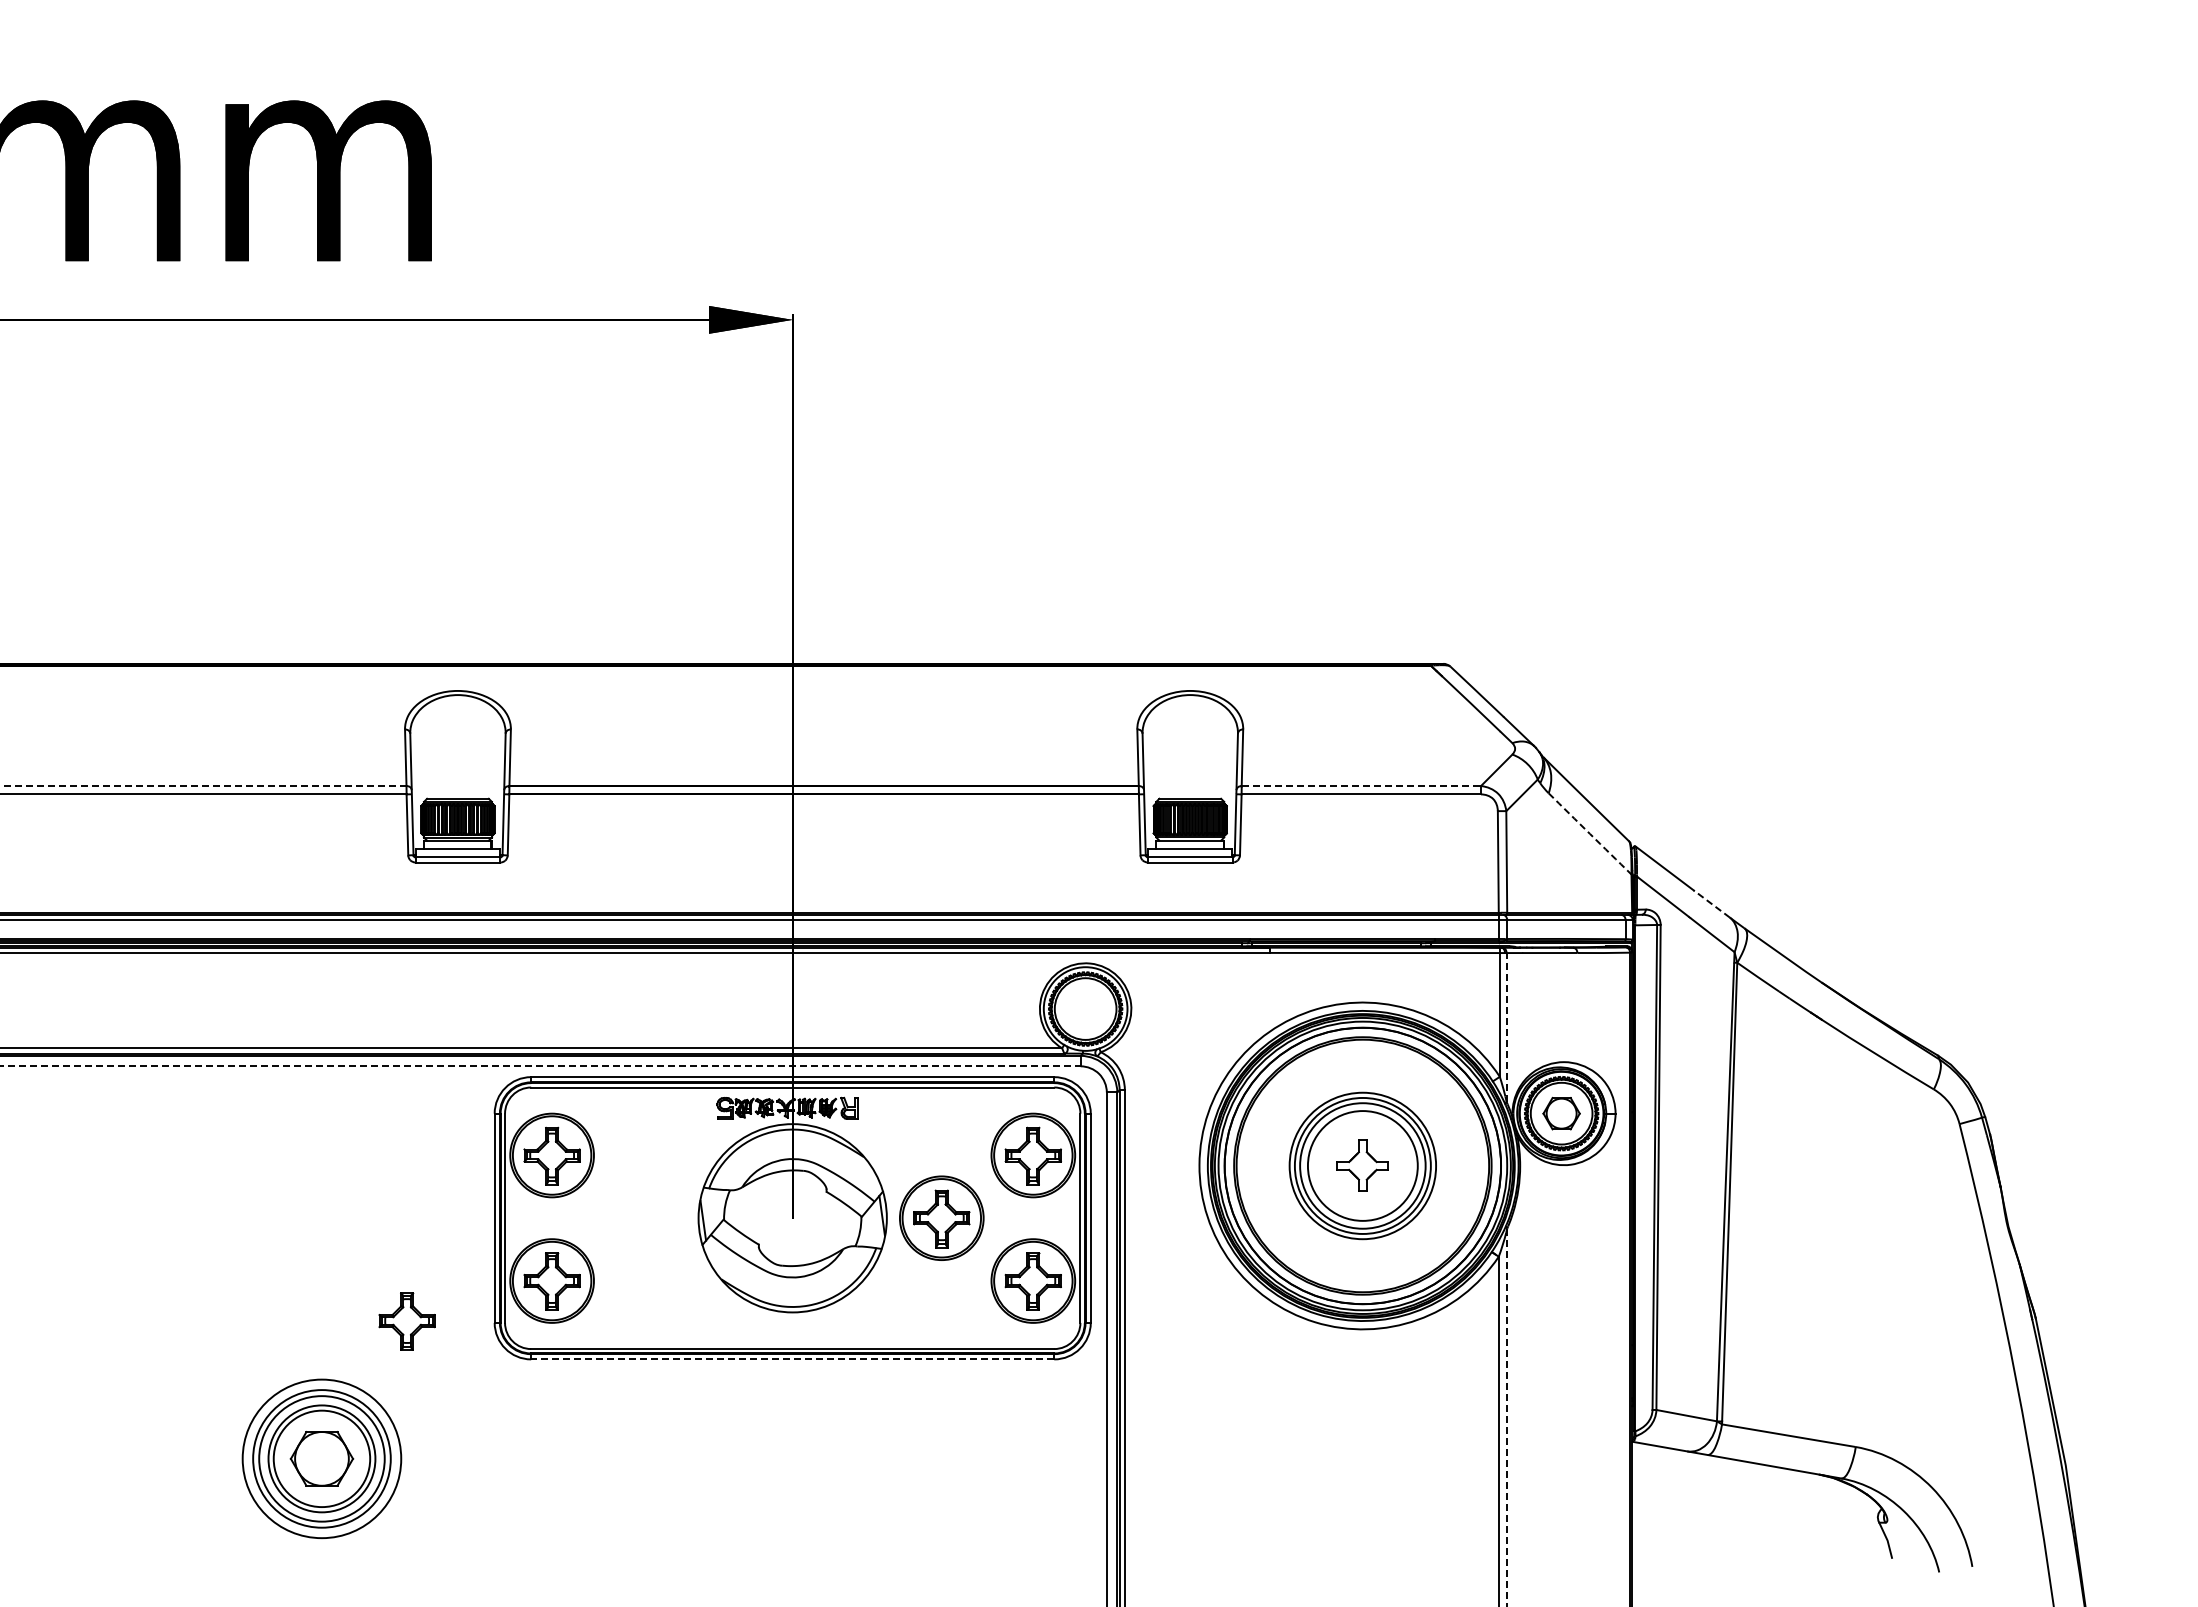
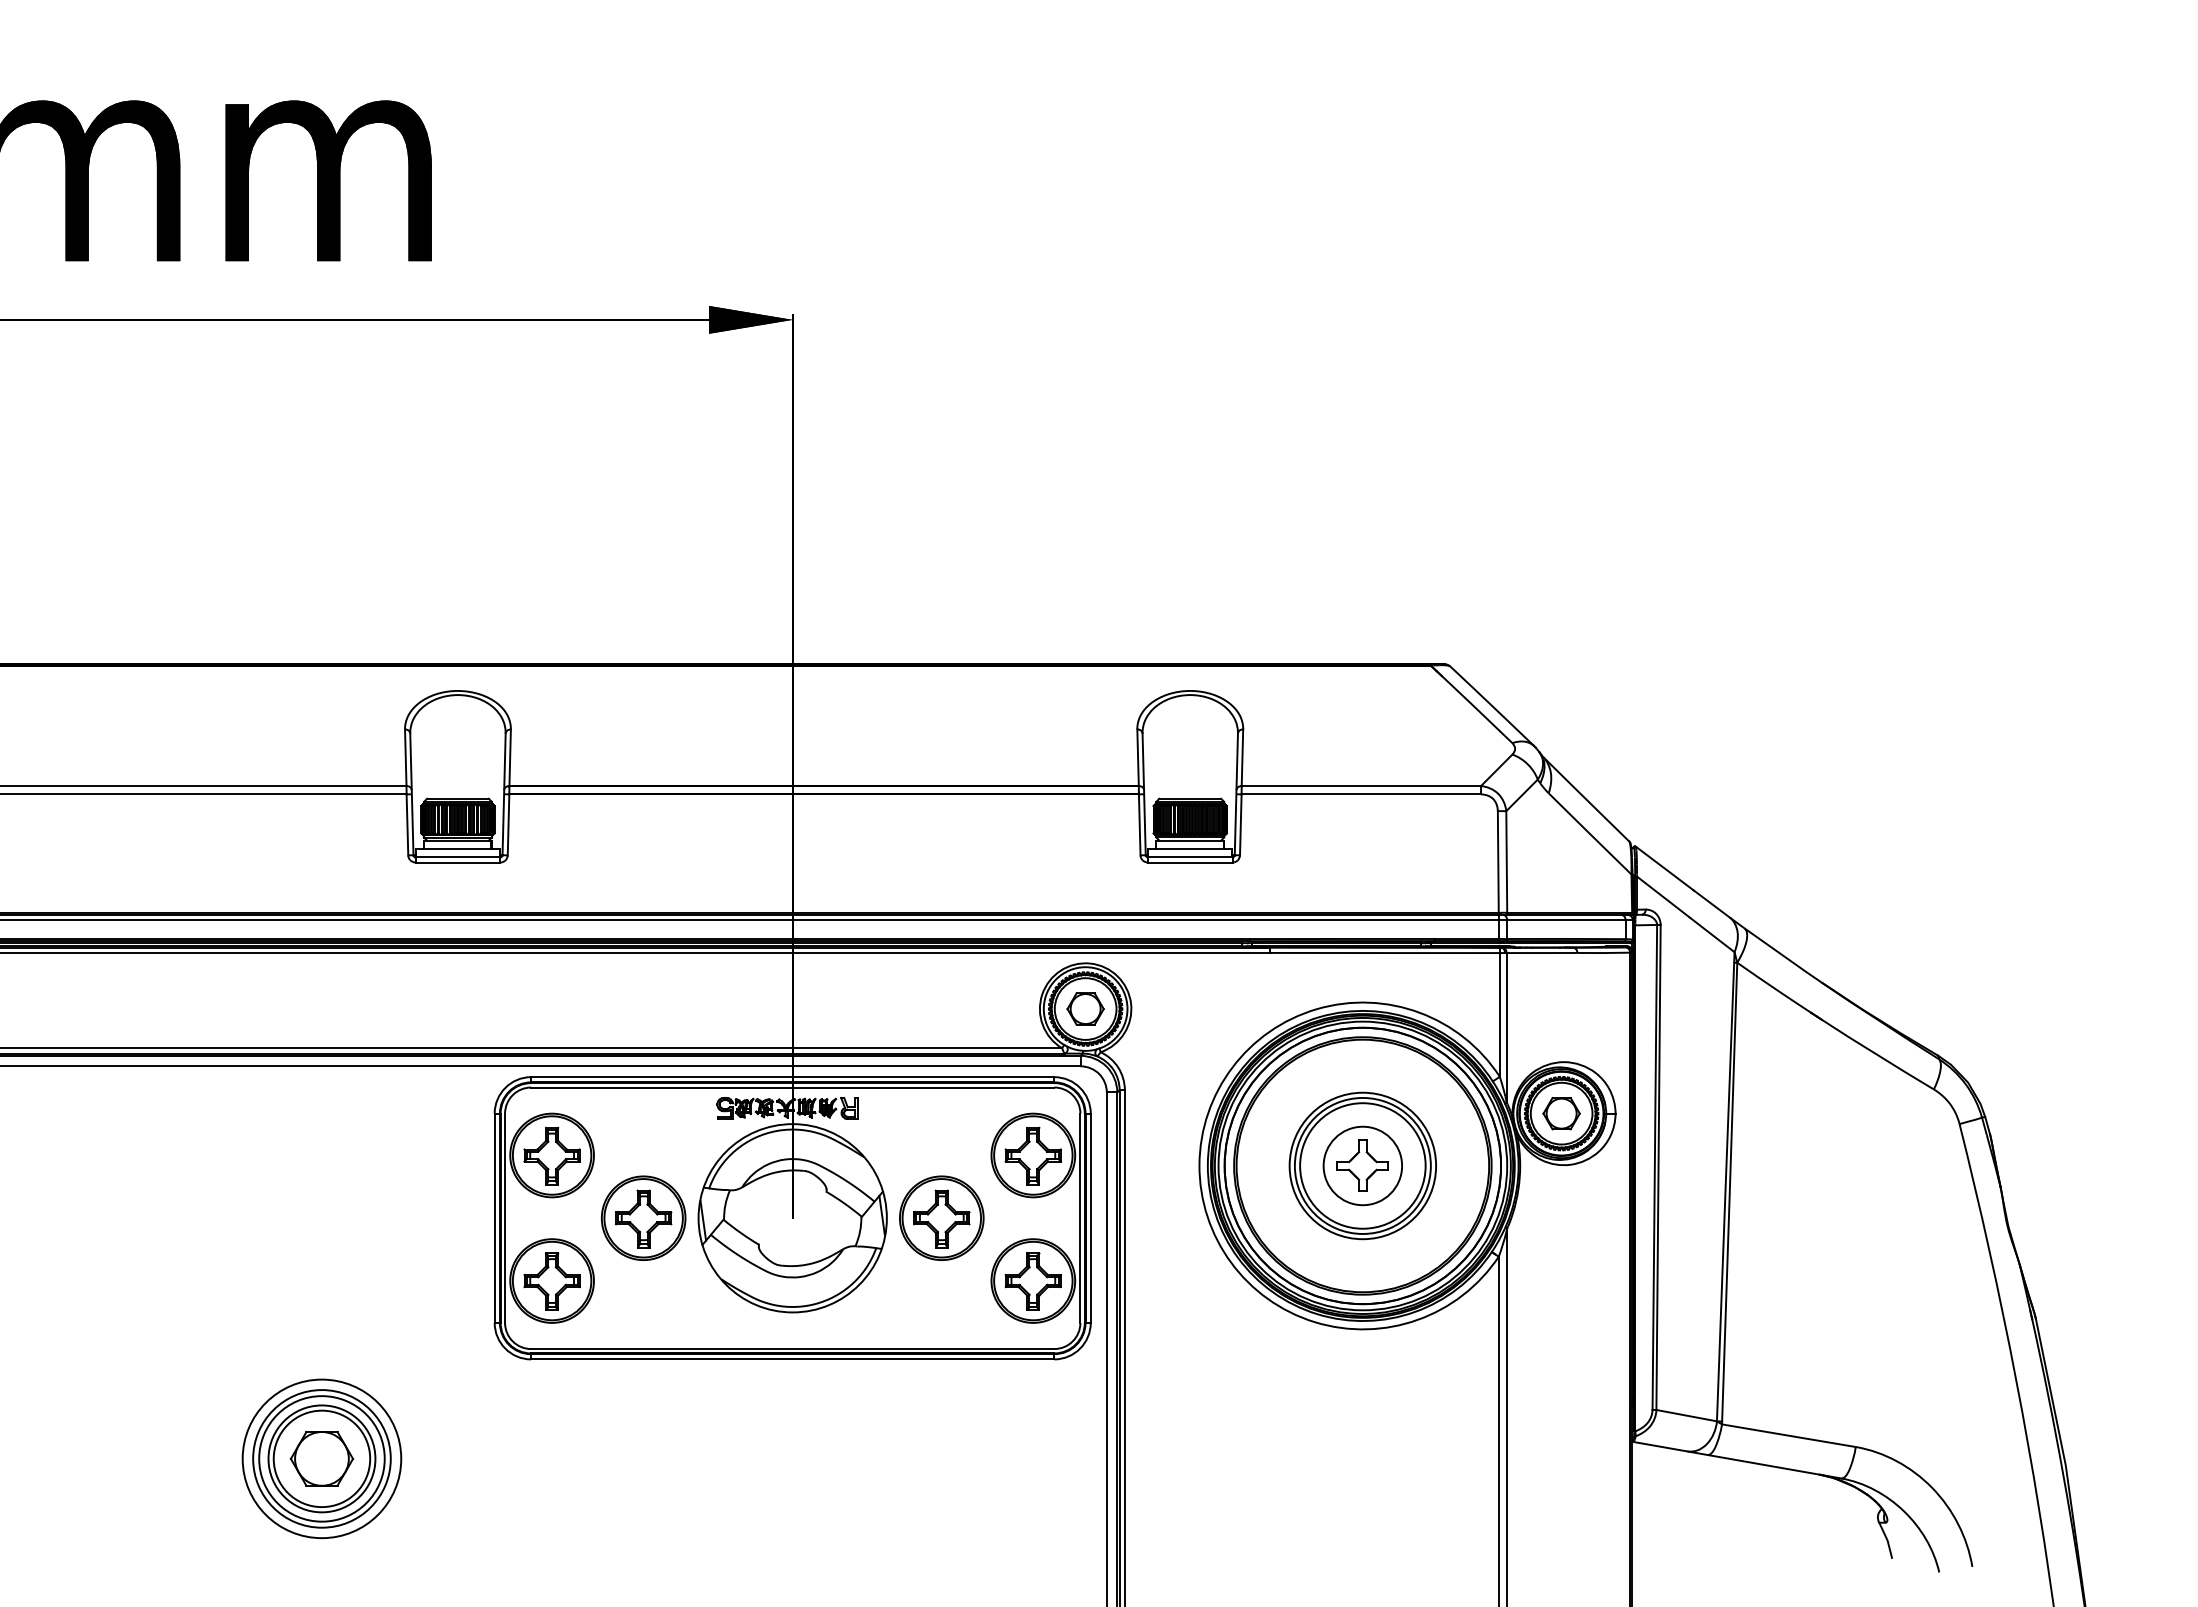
line: dashed -> solid (203, 786)
line: dashed -> solid (1361, 786)
arc: dashed -> solid (1590, 833)
line: dashed -> solid (1711, 904)
part: none -> present (1085, 1008)
line: dashed -> solid (1506, 1026)
line: dashed -> solid (540, 1066)
circle diameter: 110 px -> 78 px (1362, 1165)
part: none -> present (643, 1217)
part: present -> none (406, 1321)
line: dashed -> solid (792, 1359)
line: dashed -> solid (1507, 1417)
